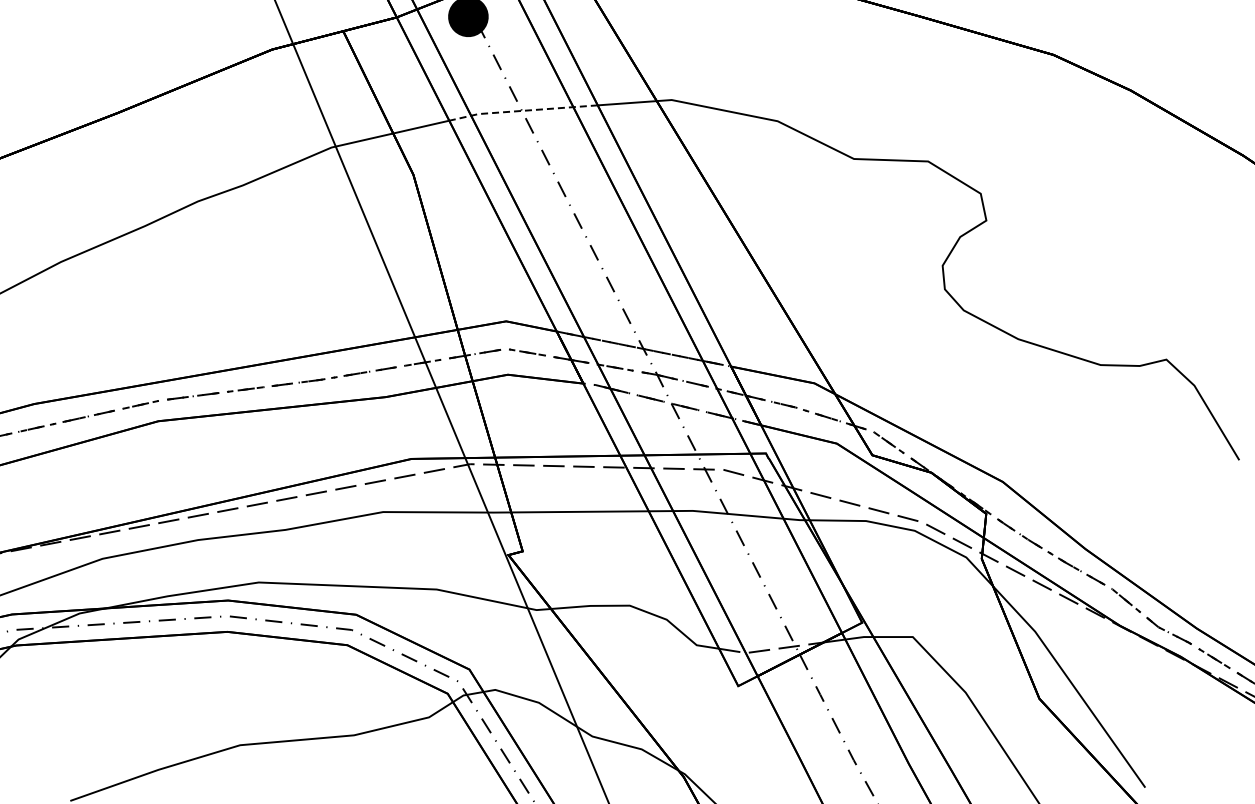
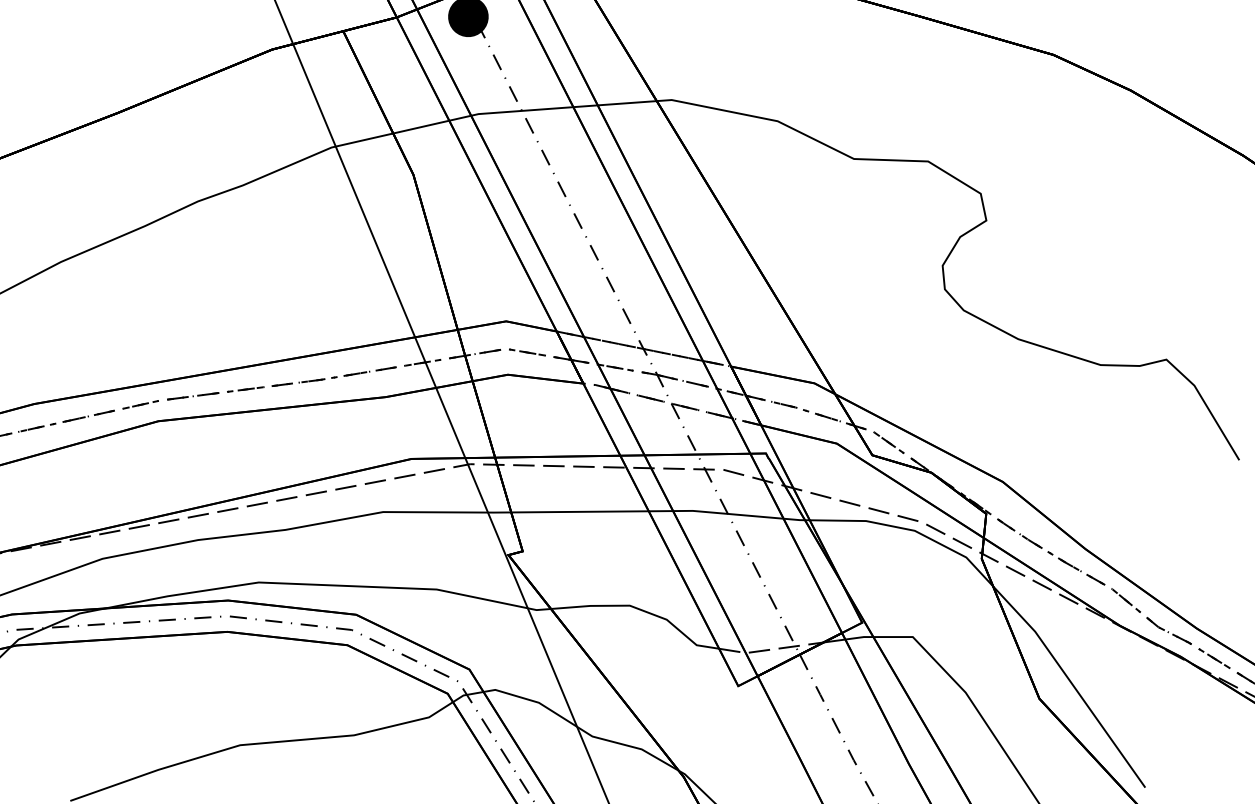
line: dashed -> solid (522, 110)
